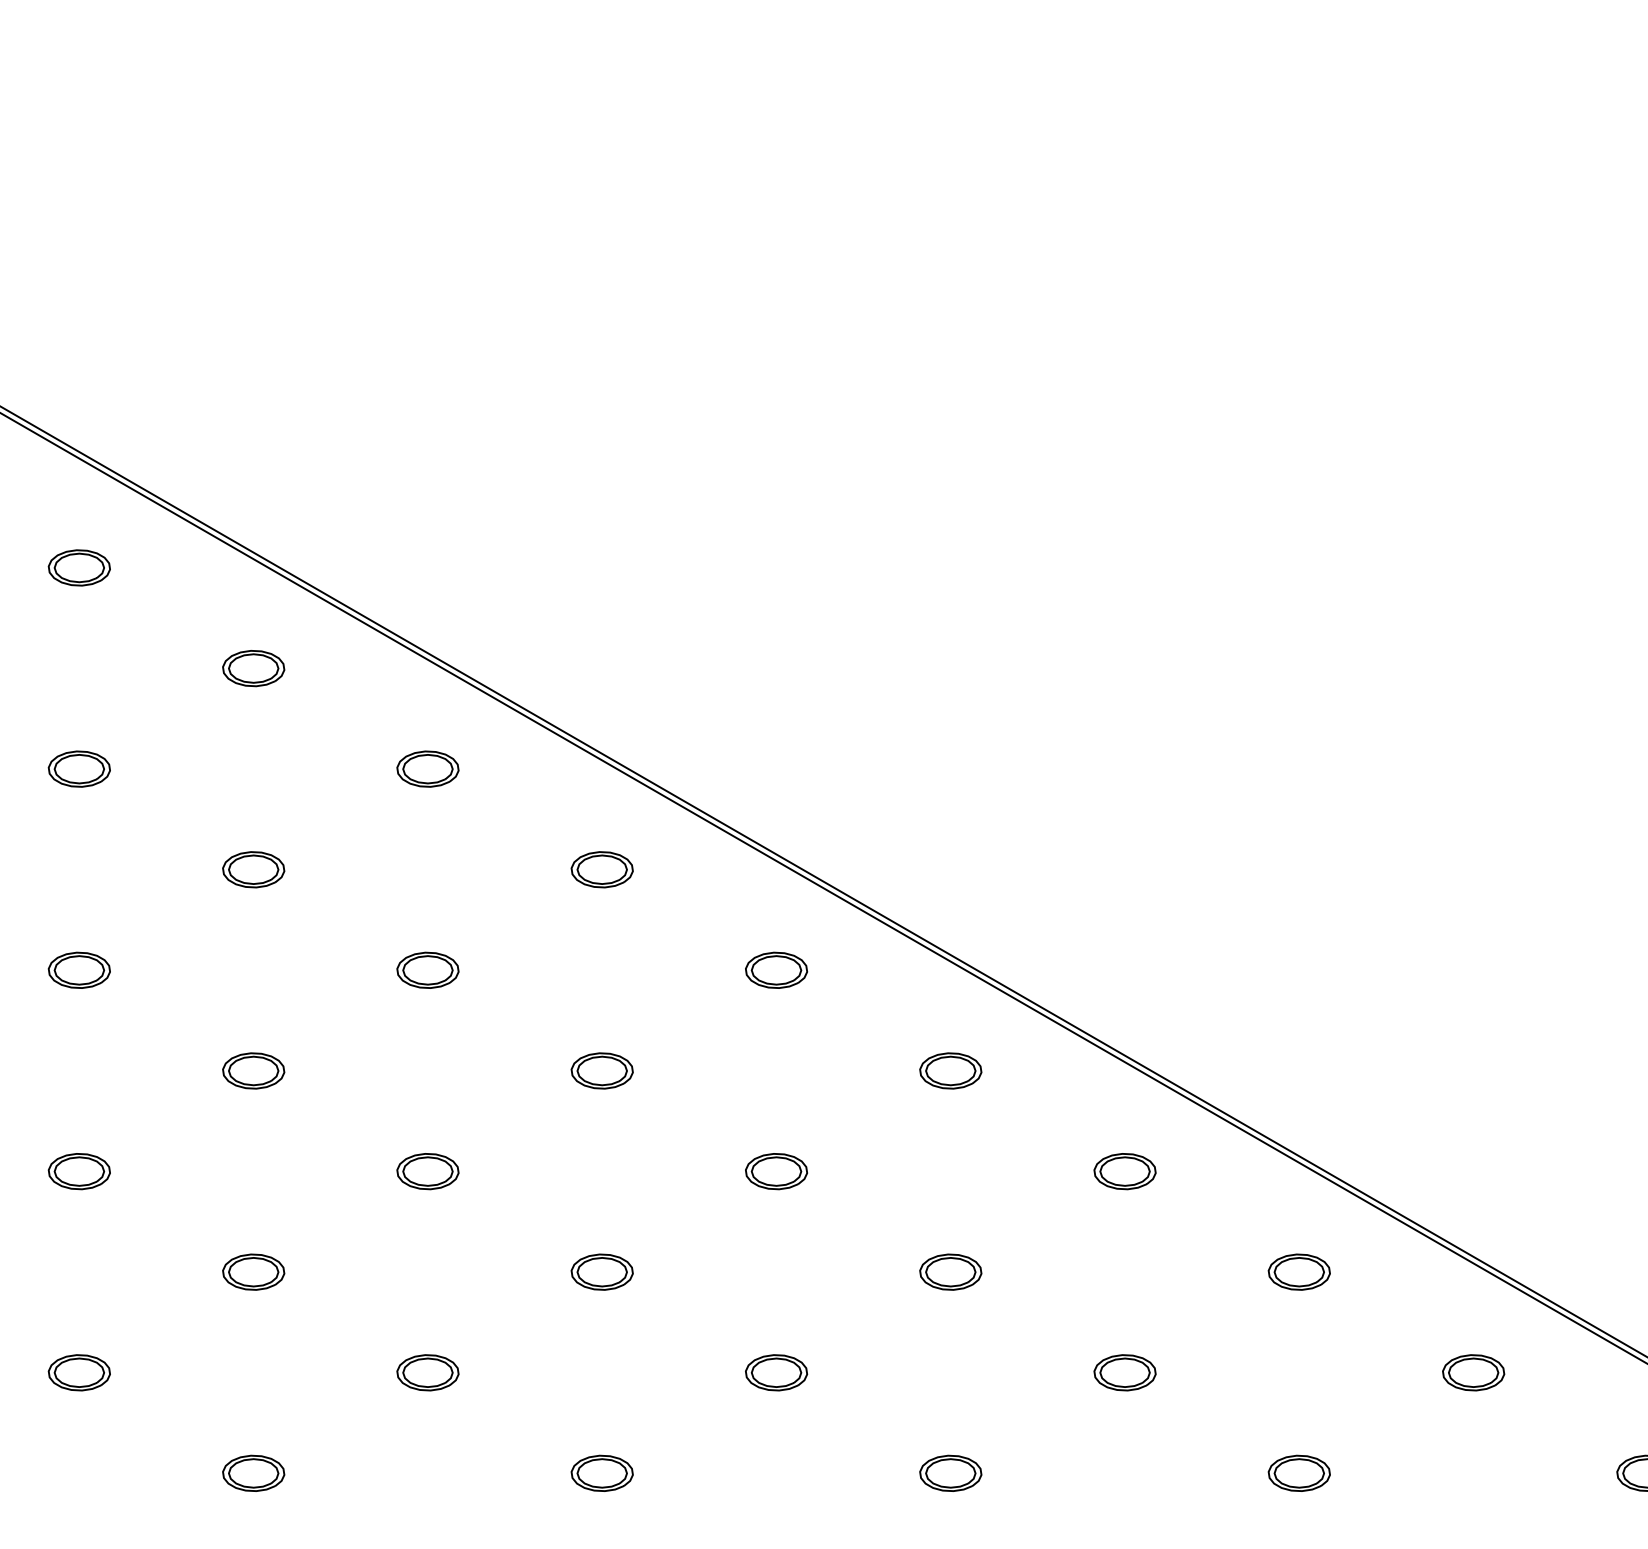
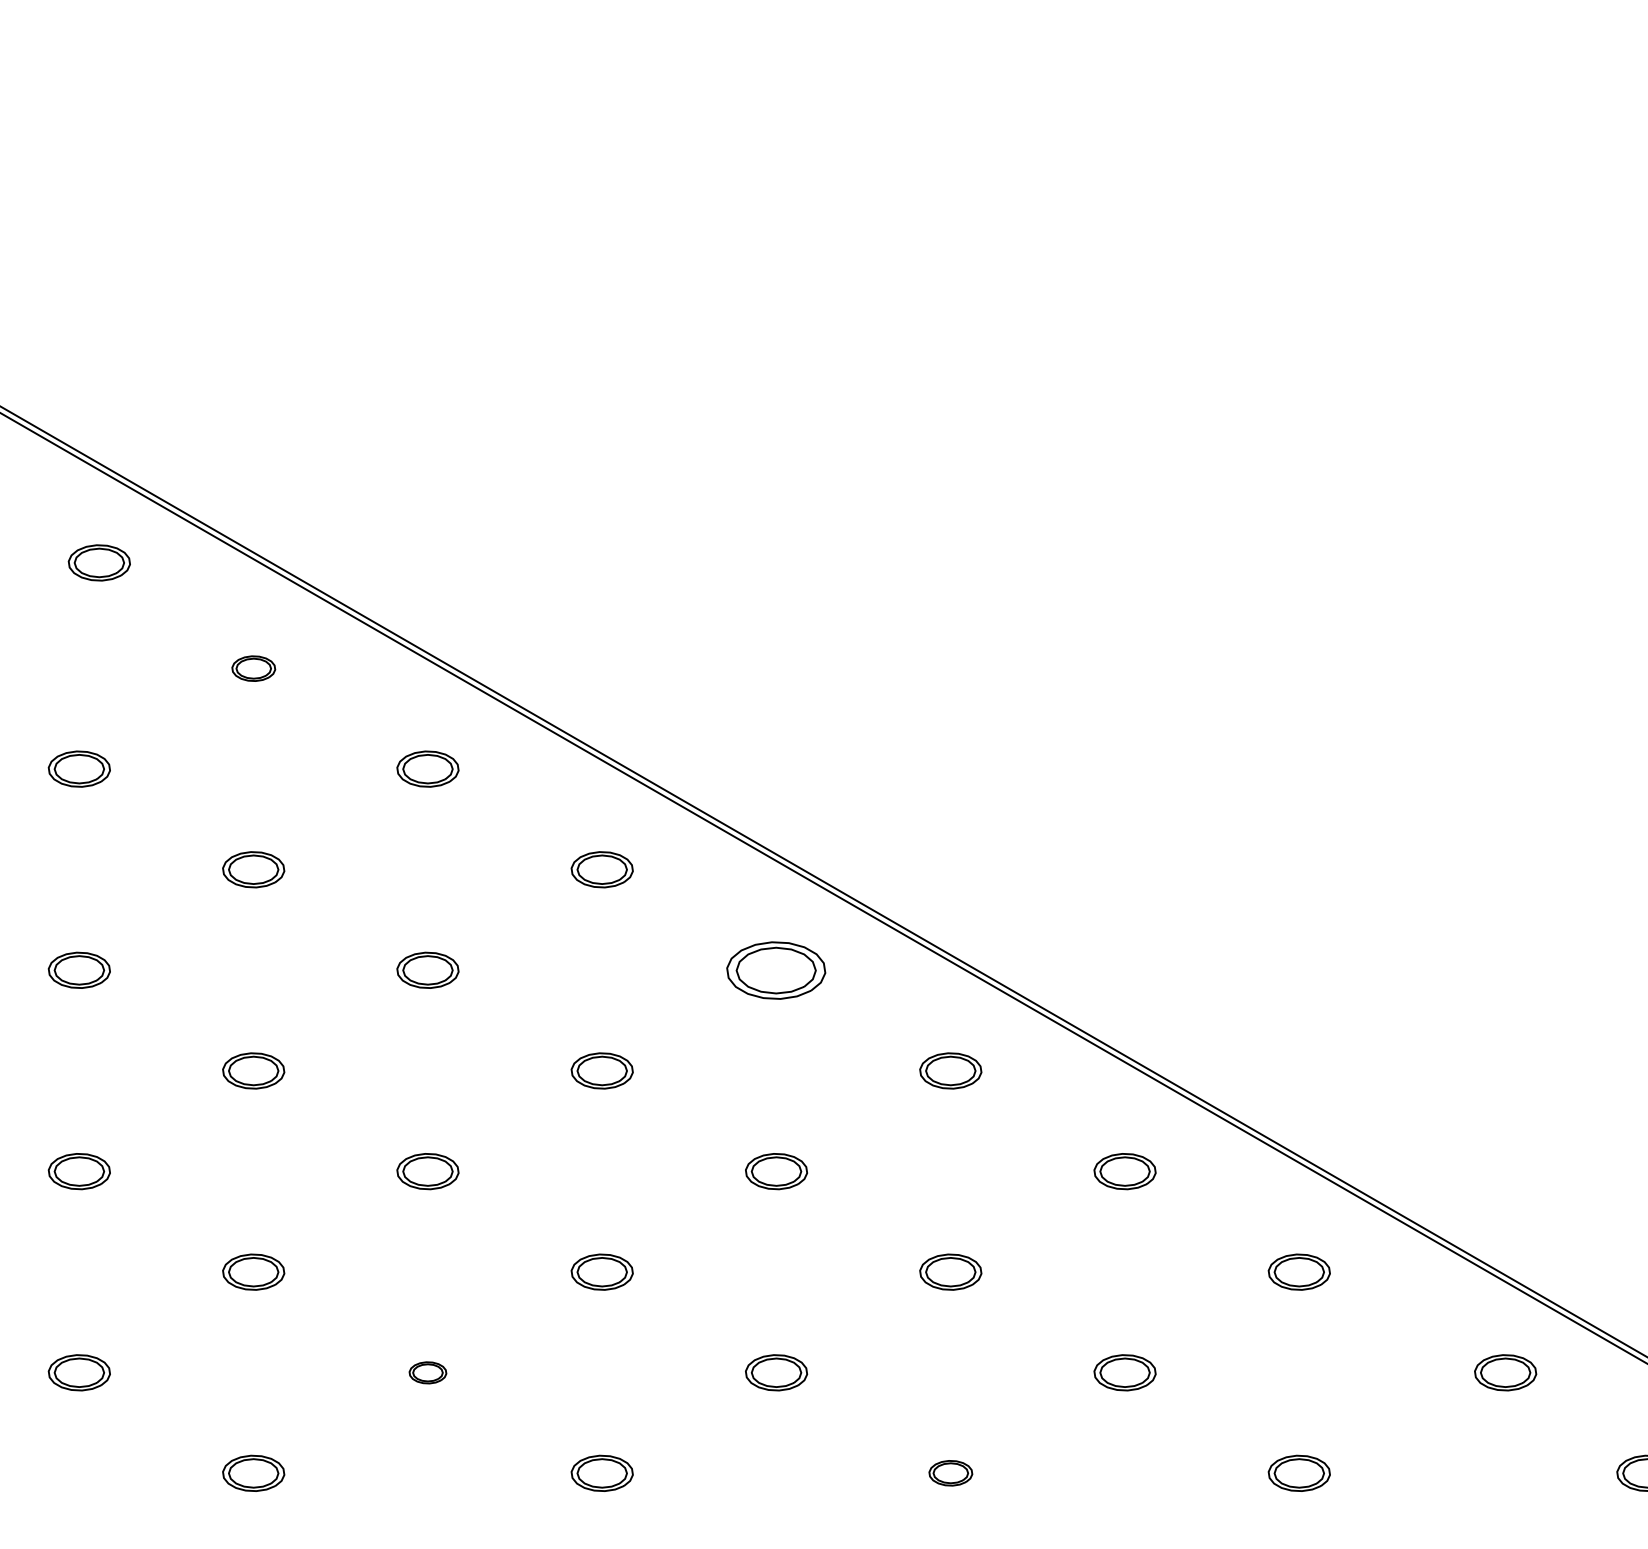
part position: (78, 567) -> (98, 562) (98, 562)
part size: 64x38 px -> 46x27 px (253, 668)
part size: 64x38 px -> 101x59 px (776, 970)
part size: 64x38 px -> 40x24 px (427, 1372)
part position: (1473, 1372) -> (1505, 1372) (1505, 1372)
part size: 64x38 px -> 46x27 px (950, 1473)
